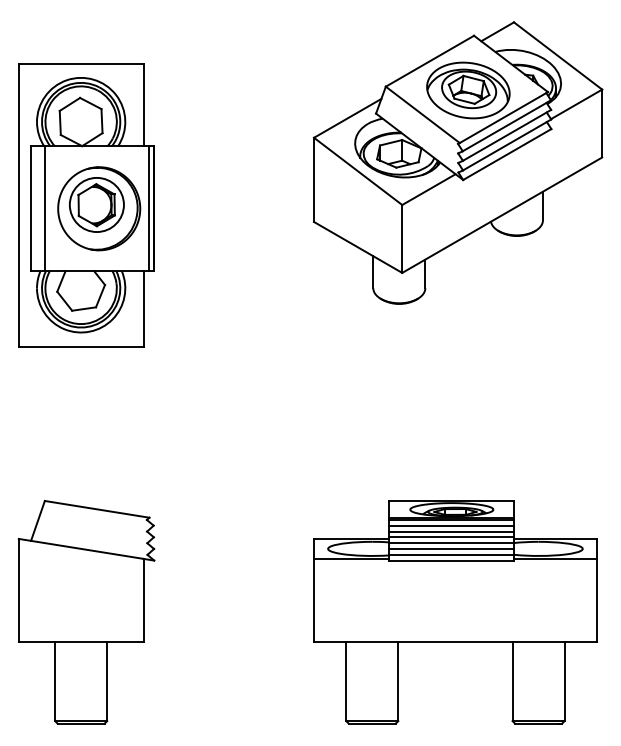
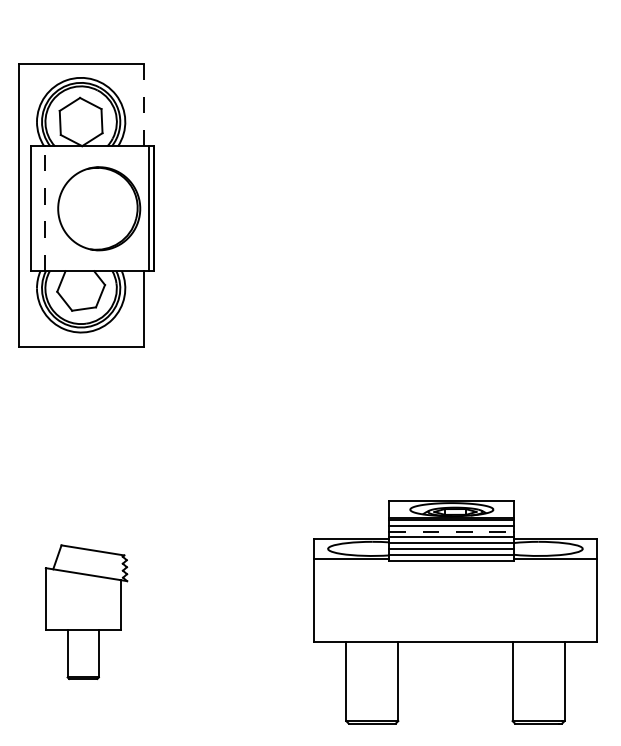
line: solid -> dashed (143, 104)
part: present -> none (457, 162)
part: present -> none (96, 204)
line: solid -> dashed (44, 208)
line: solid -> dashed (452, 531)
part size: 139x226 px -> 85x136 px (86, 611)
